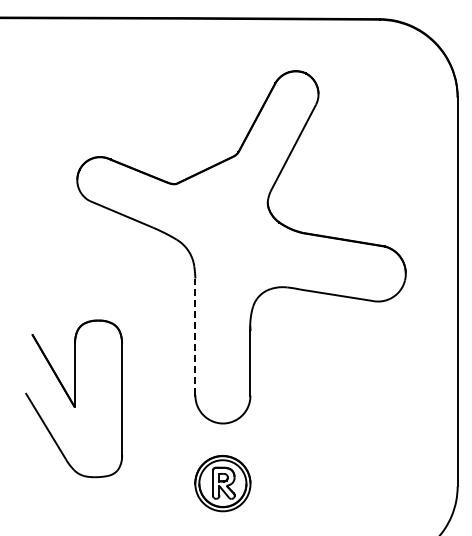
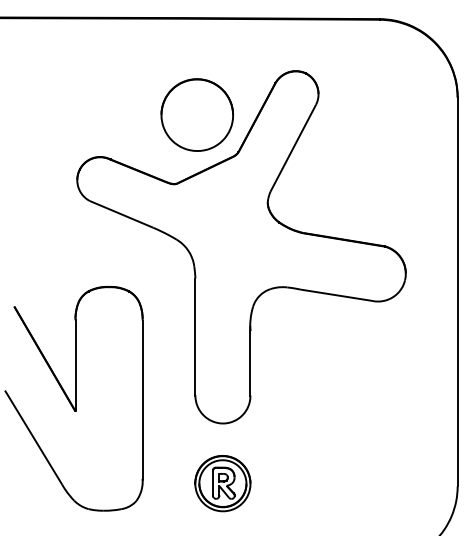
part: none -> present (197, 114)
line: dashed -> solid (195, 336)
part size: 98x160 px -> 140x226 px (73, 398)
